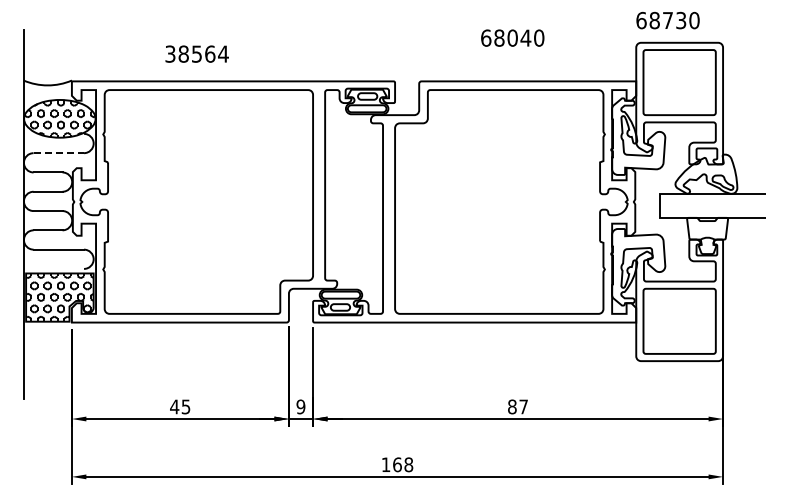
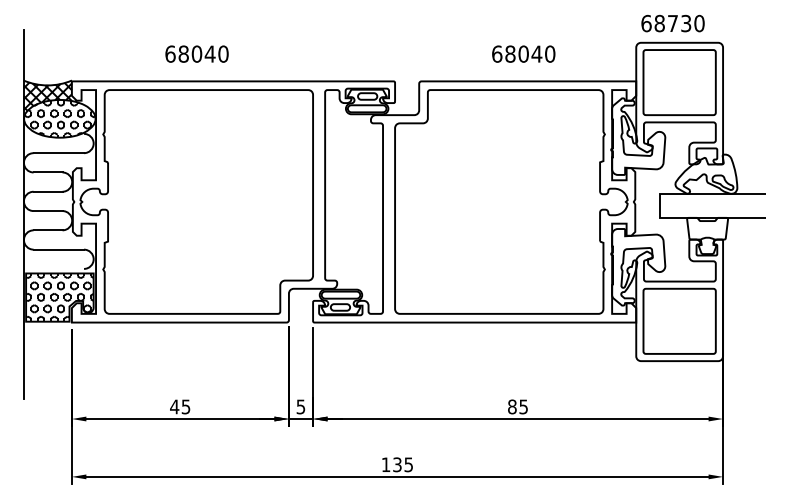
text position: (667, 20) -> (672, 23) (672, 23)
text position: (512, 37) -> (523, 53) (523, 53)
text: 38564 -> 68040 (196, 53)
hatch: none -> present (49, 100)
line: dashed -> solid (59, 153)
text: 9 -> 5 (300, 406)
text: 87 -> 85 (523, 406)
text: 168 -> 135 (403, 464)
